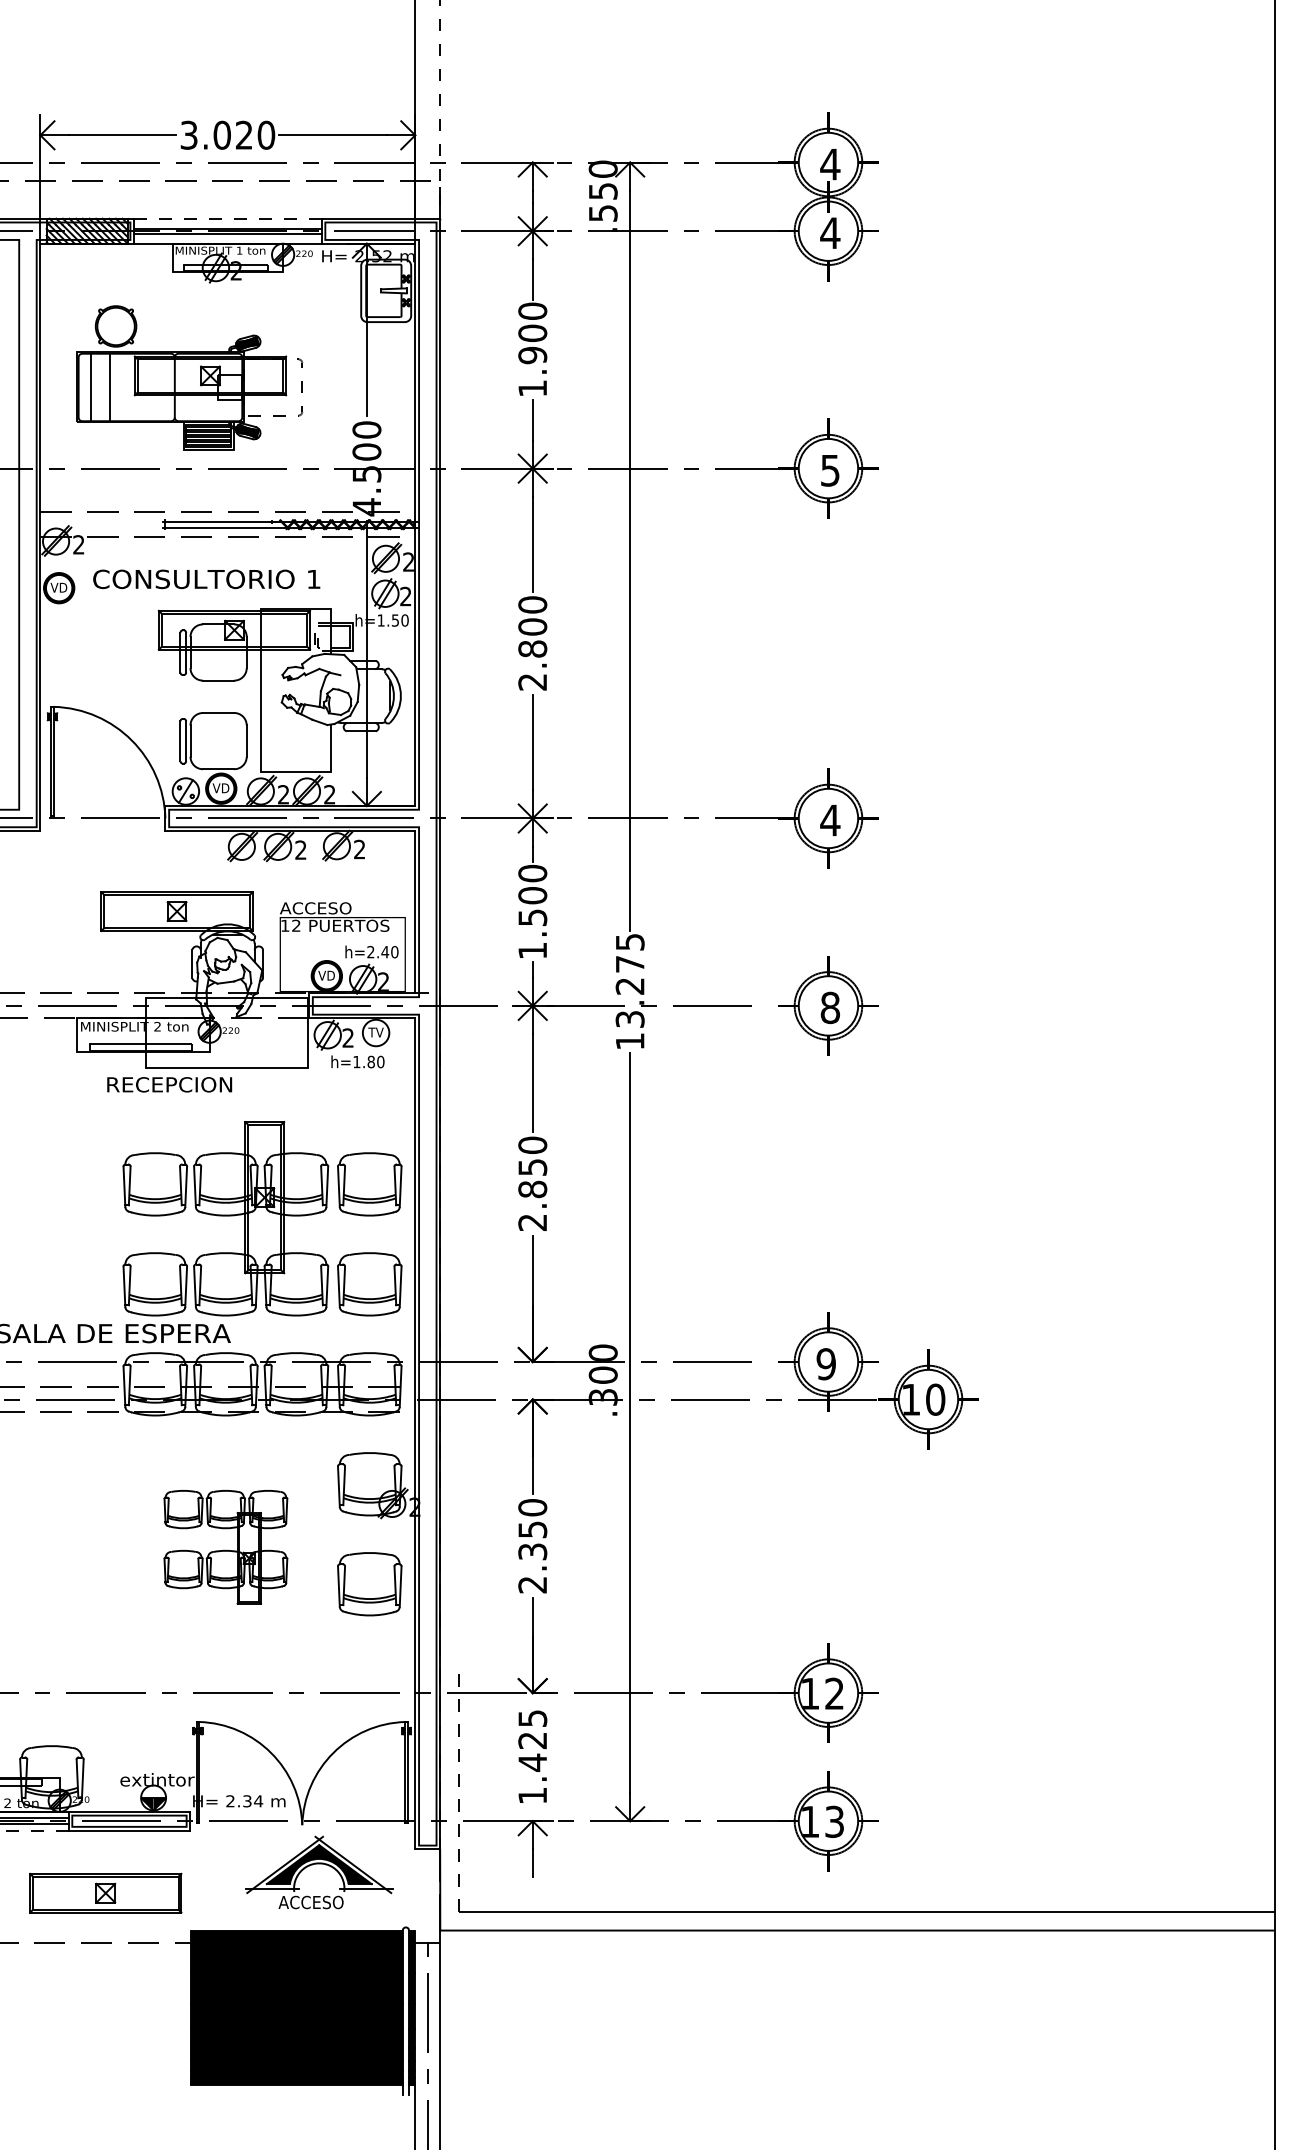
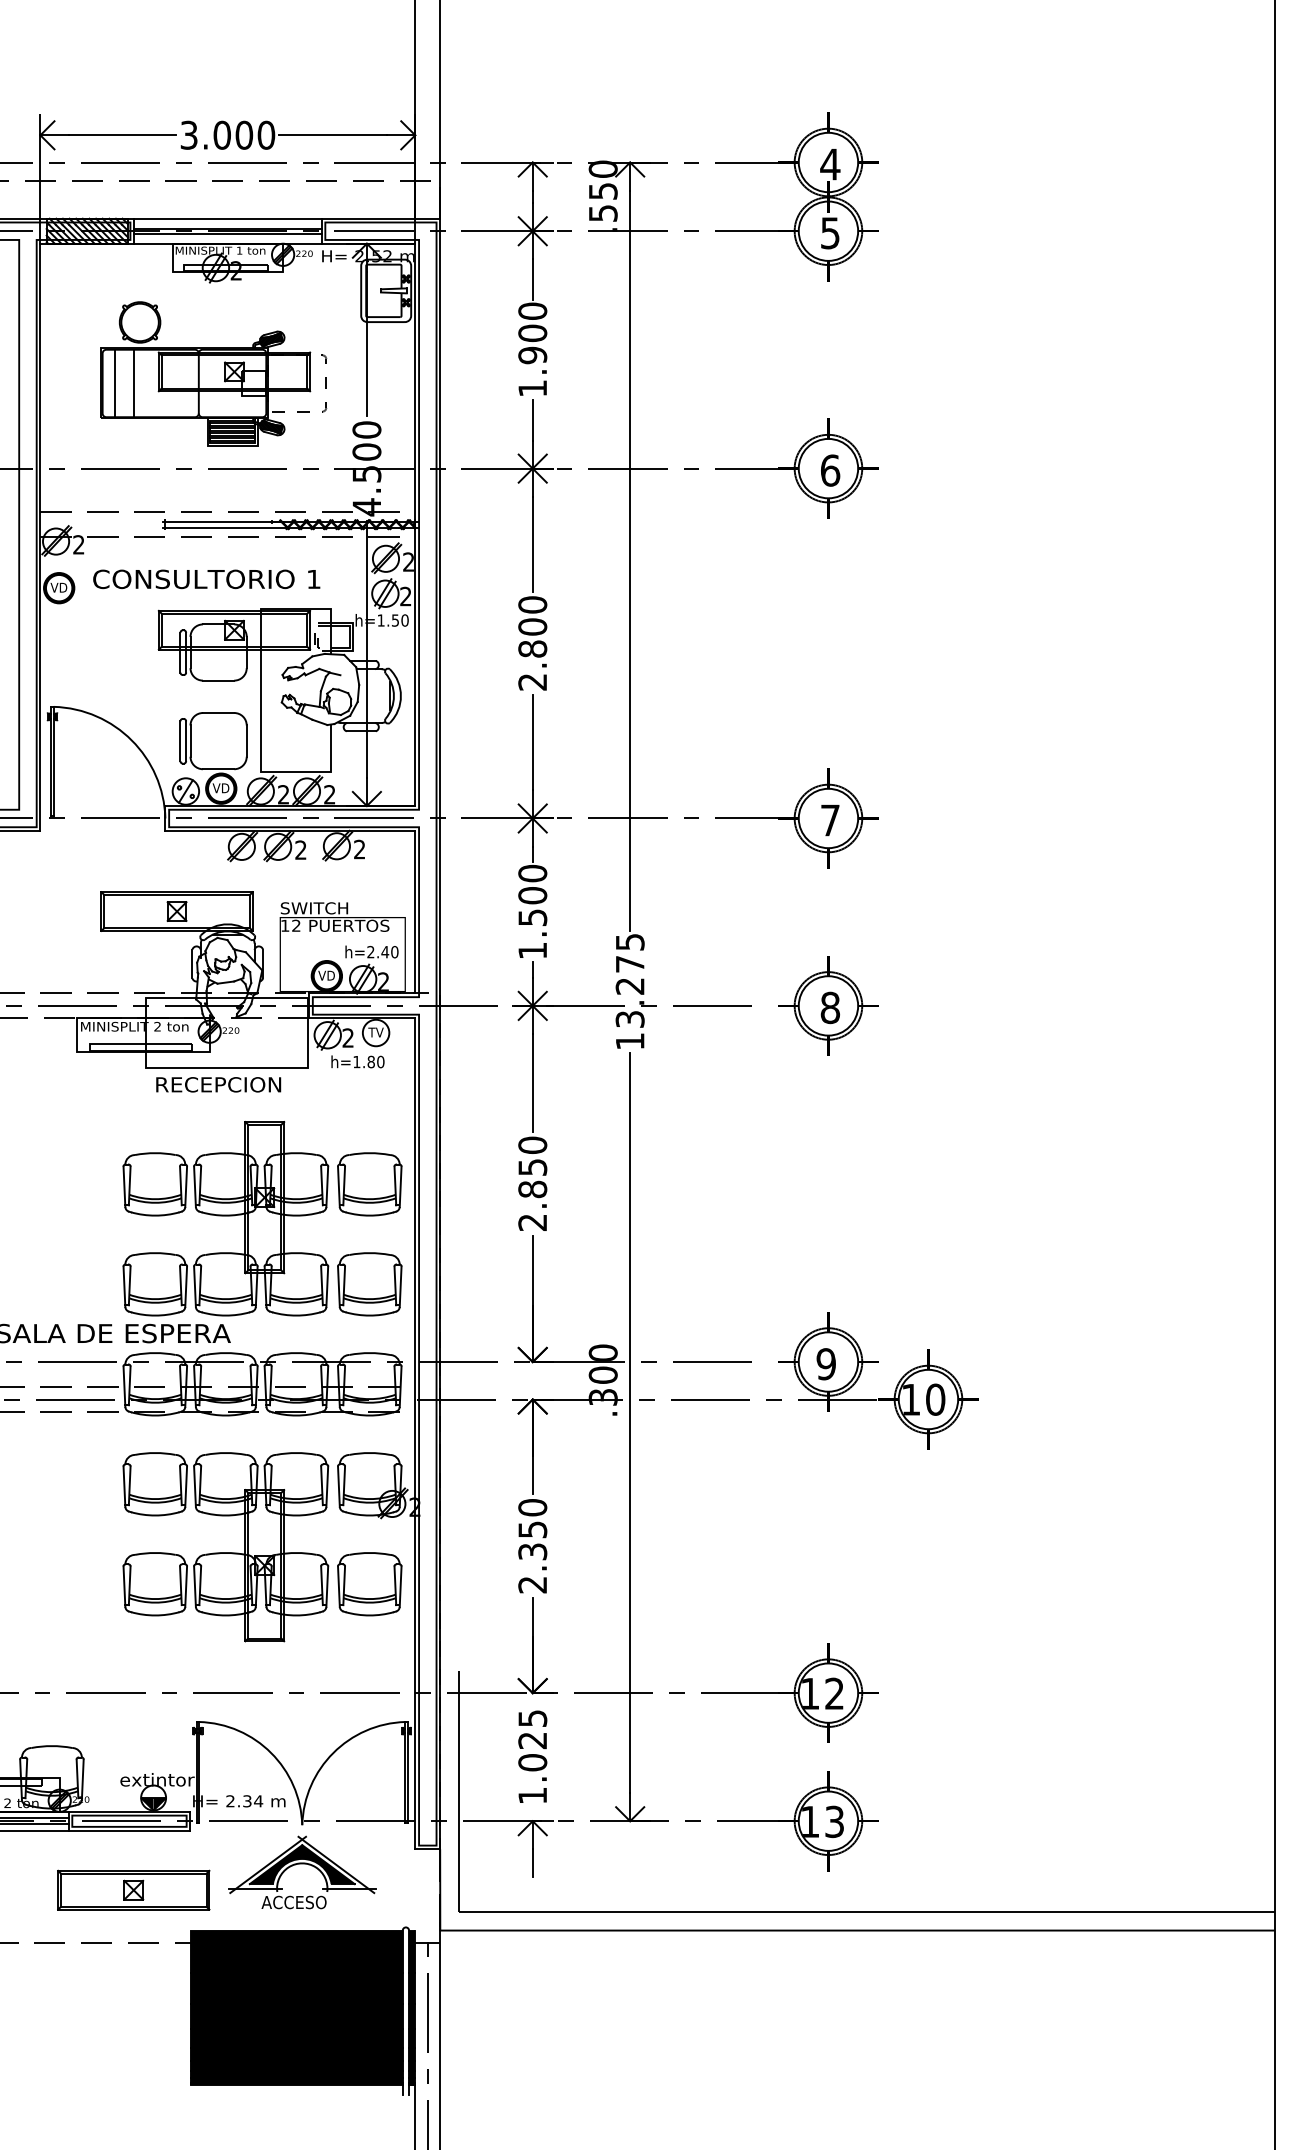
line: dashed -> solid (440, 109)
text: 3.020 -> 3.000 (244, 134)
line: dashed -> solid (227, 218)
text: 4 -> 5 (830, 233)
part position: (189, 377) -> (213, 373) (213, 373)
text: 5 -> 6 (830, 470)
text: 4 -> 7 (830, 820)
text: ACCESO -> SWITCH (315, 908)
text position: (169, 1084) -> (218, 1084) (218, 1084)
part size: 126x115 px -> 208x191 px (225, 1547)
text: 1.425 -> 1.025 (532, 1762)
line: dashed -> solid (459, 1791)
line: dashed -> solid (34, 1830)
part position: (319, 1864) -> (302, 1864) (302, 1864)
part position: (105, 1892) -> (133, 1889) (133, 1889)
